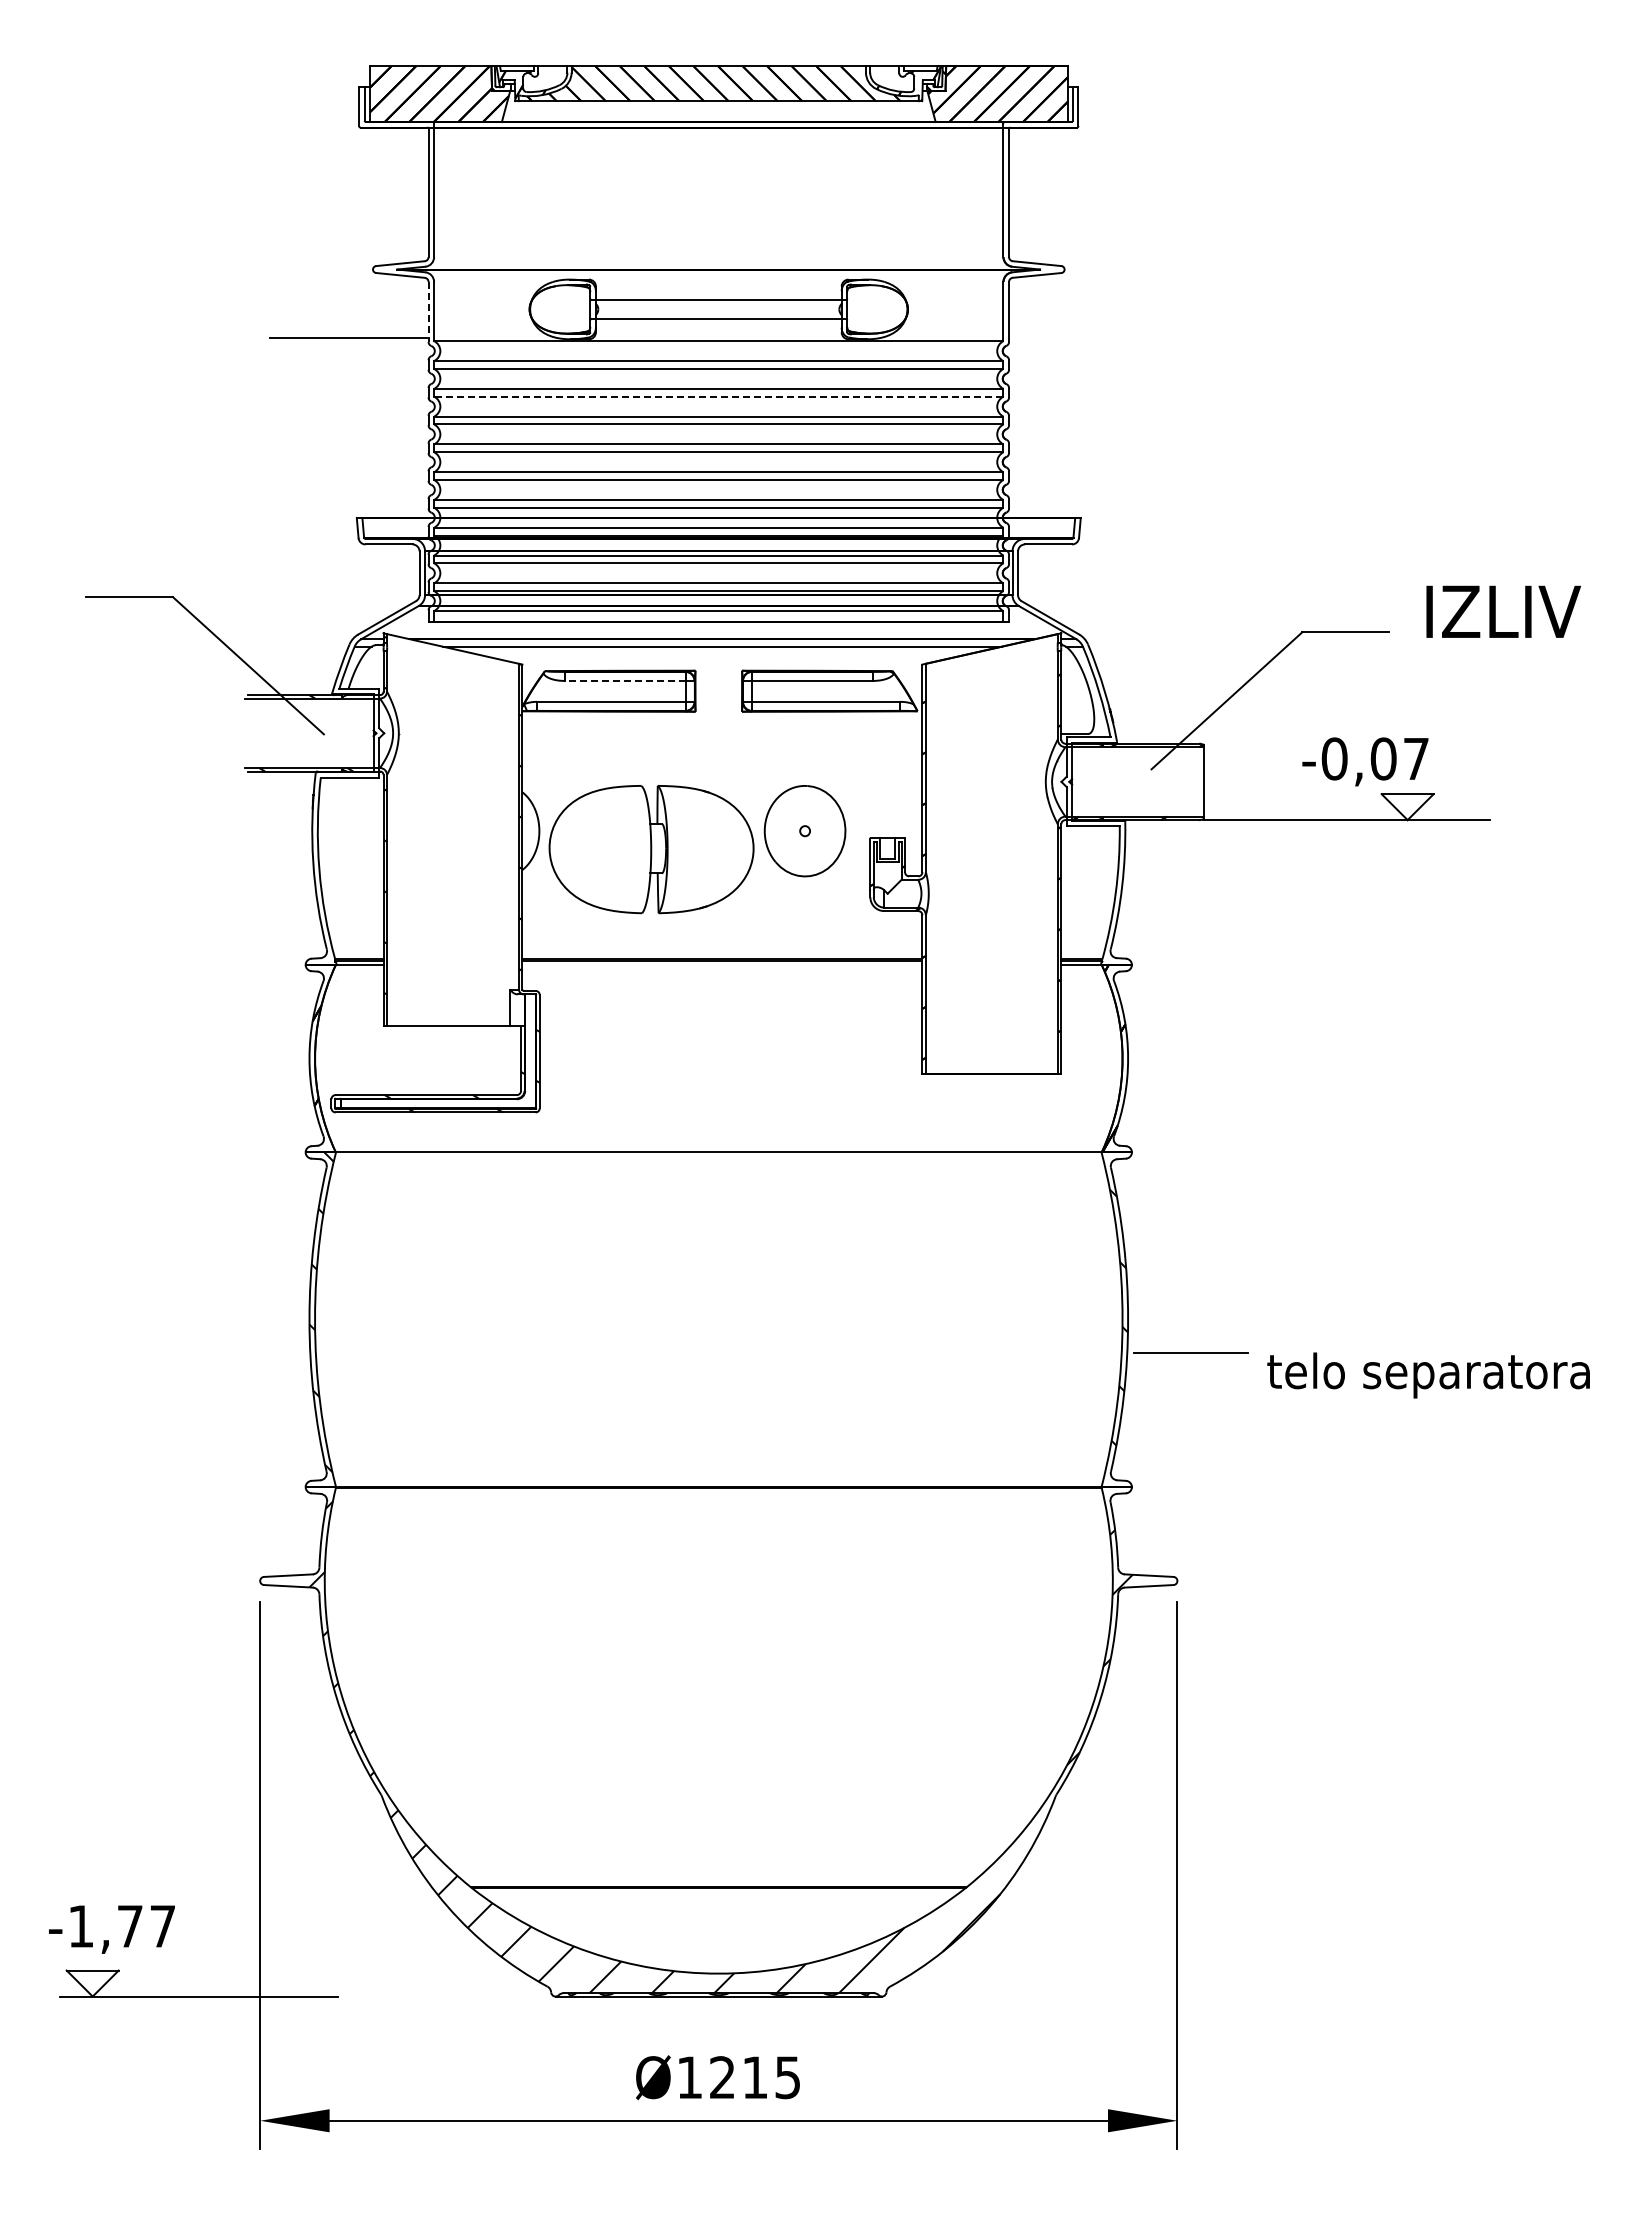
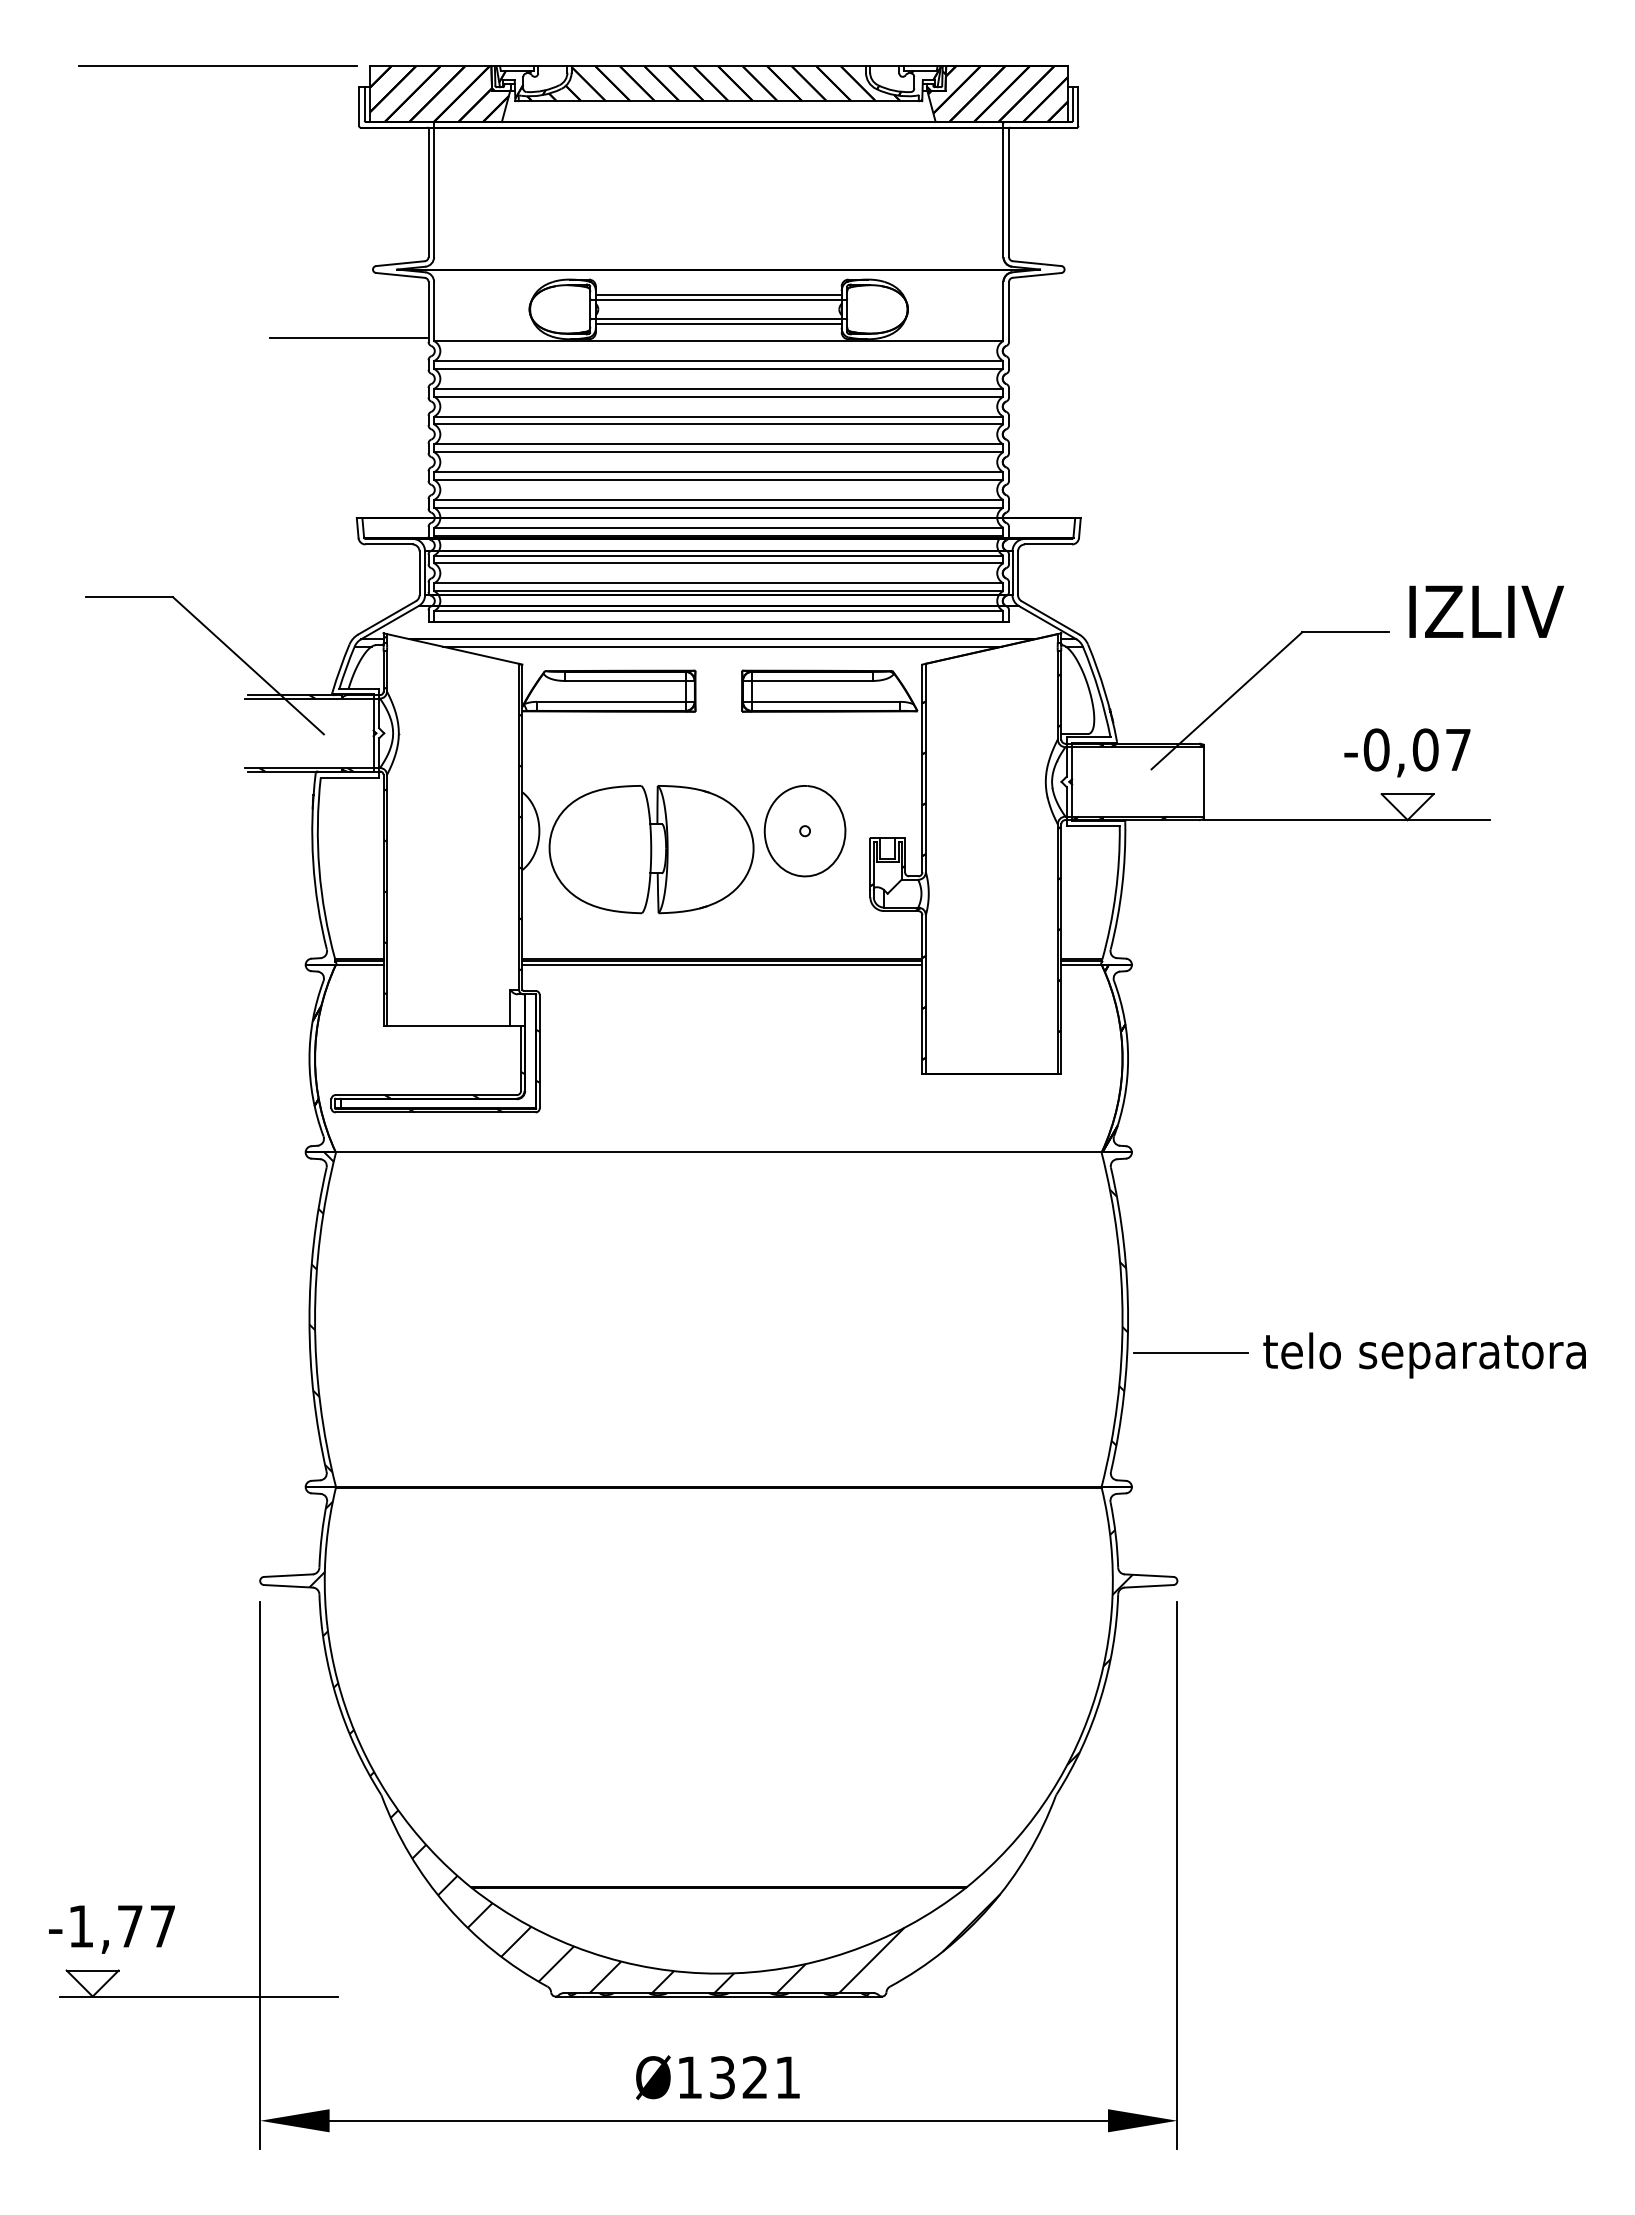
line: none -> present (217, 66)
line: none -> present (718, 294)
line: dashed -> solid (428, 312)
line: none -> present (718, 324)
line: dashed -> solid (718, 396)
text position: (1503, 611) -> (1486, 611) (1486, 611)
line: dashed -> solid (624, 680)
text position: (1365, 761) -> (1407, 752) (1407, 752)
line: none -> present (722, 964)
text position: (1428, 1375) -> (1424, 1355) (1424, 1355)
text: Ø1215 -> Ø1321 (754, 2077)
